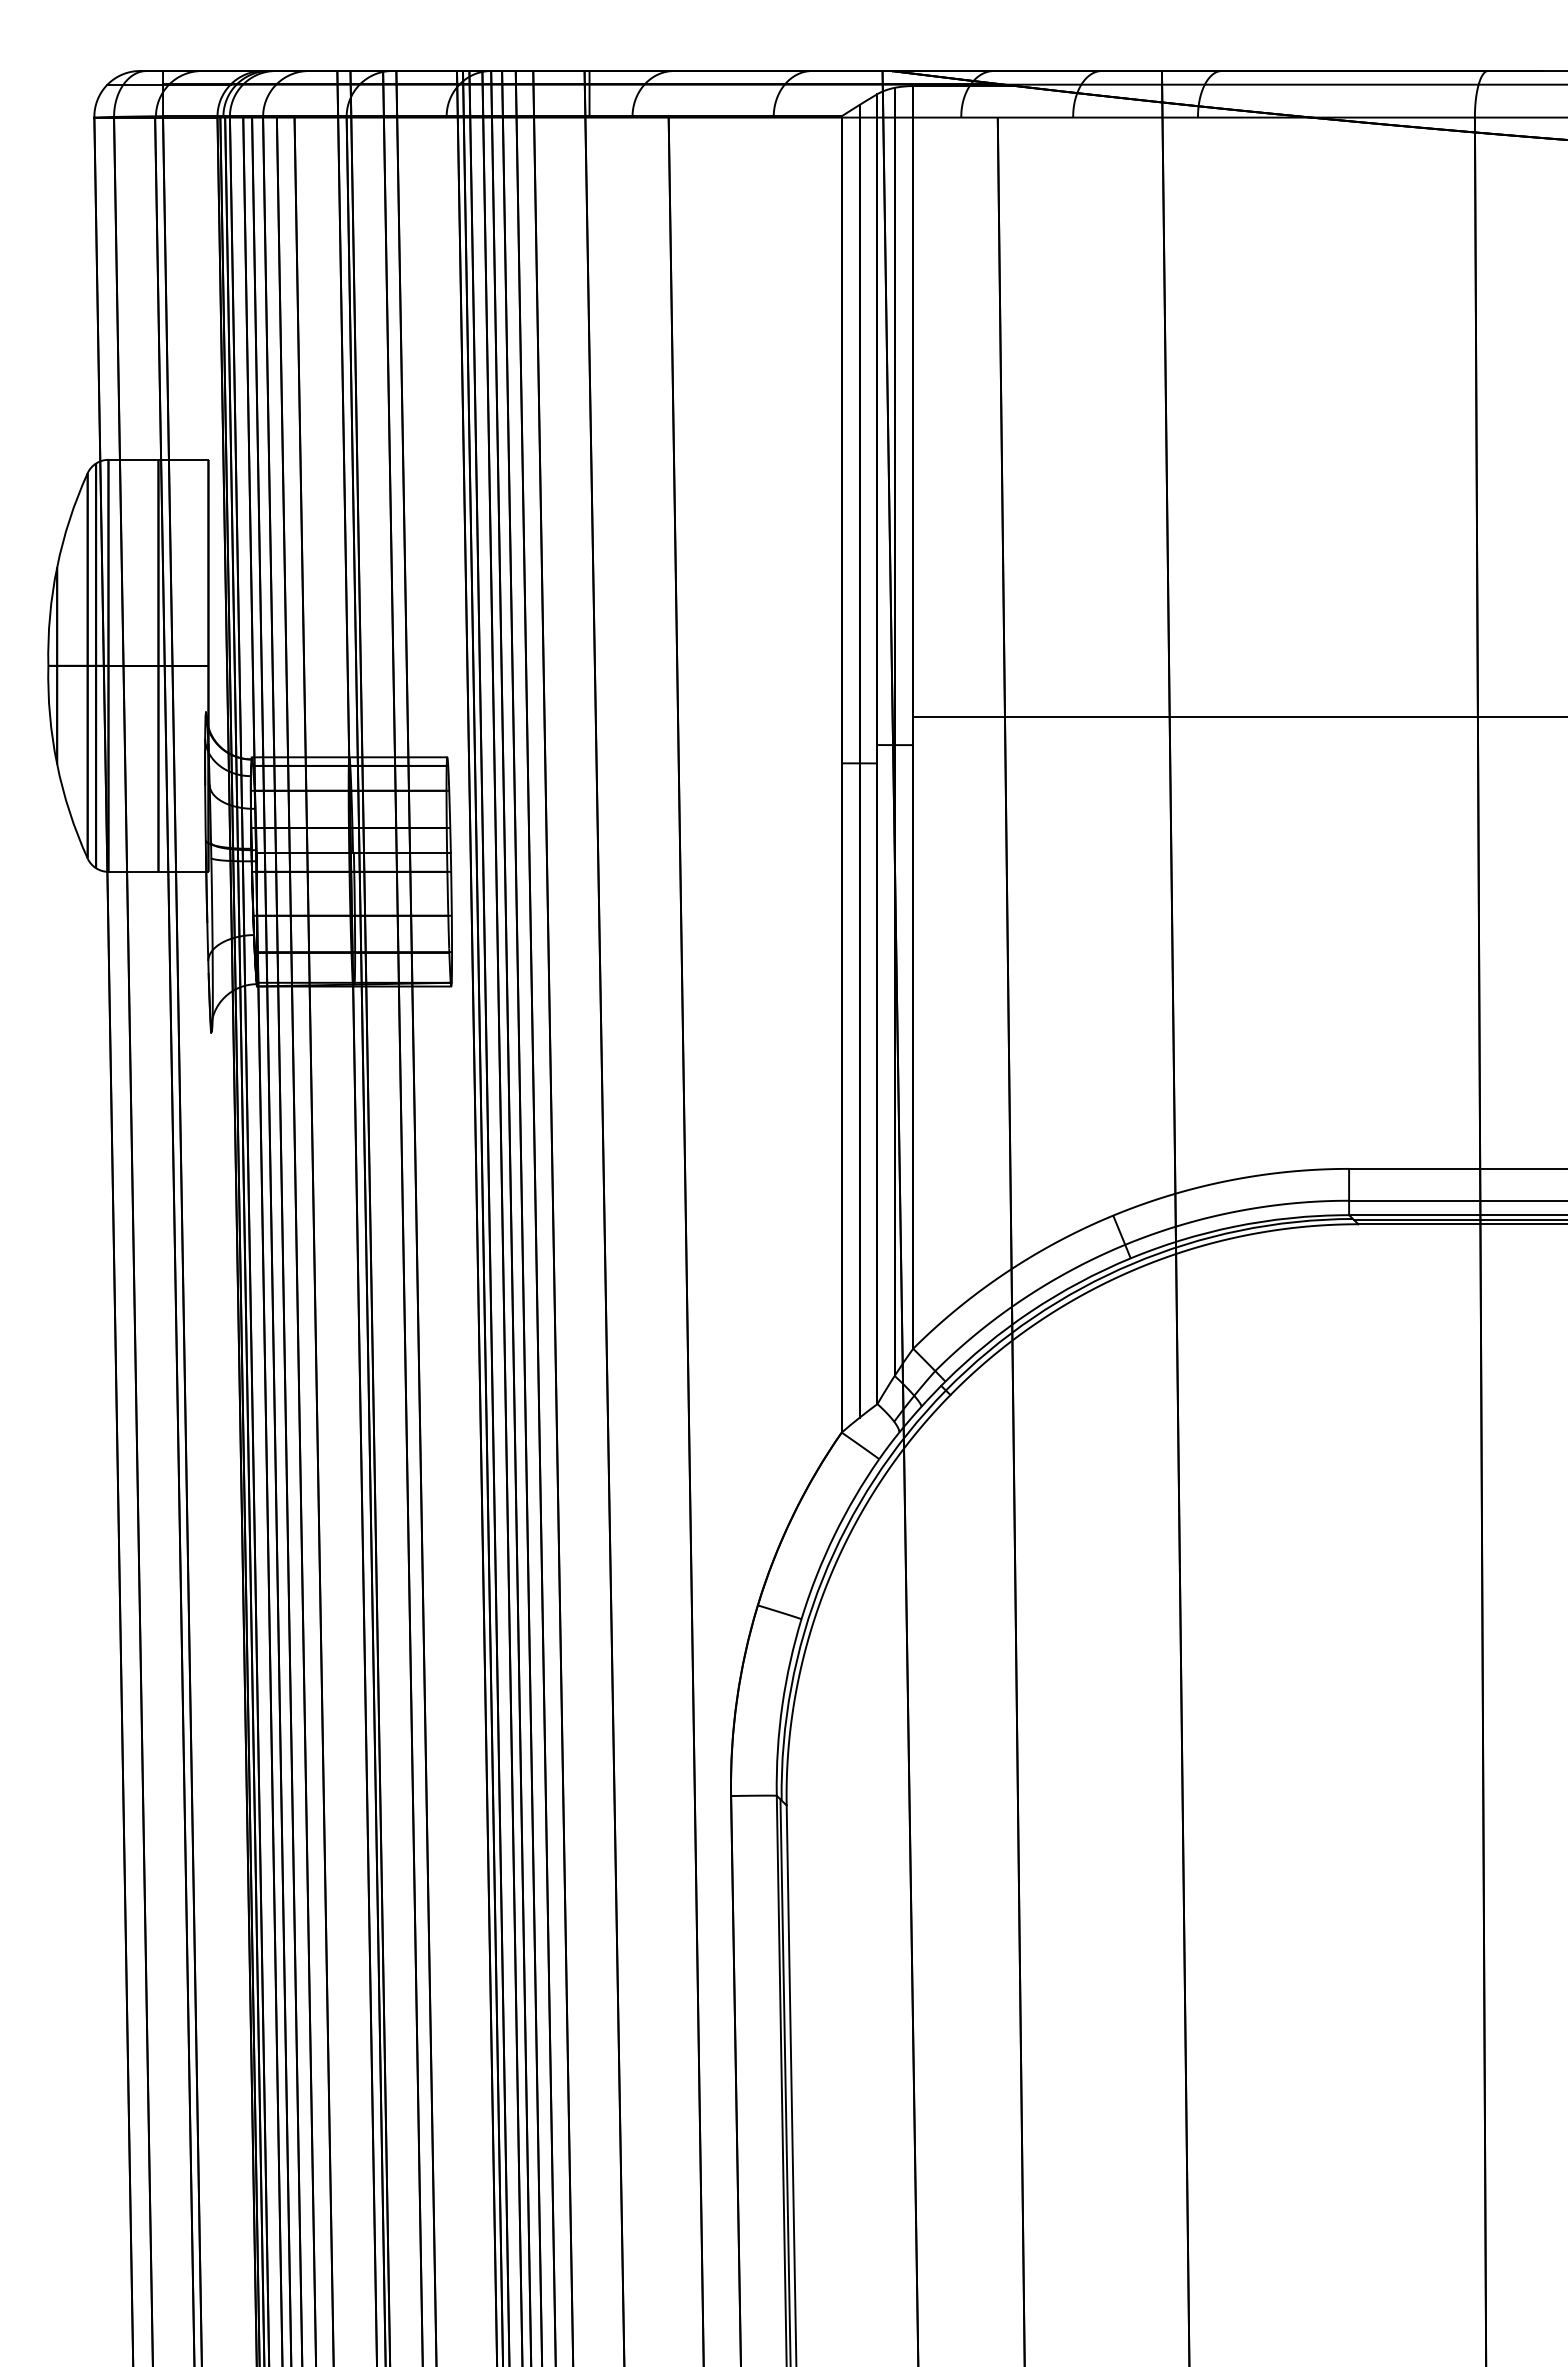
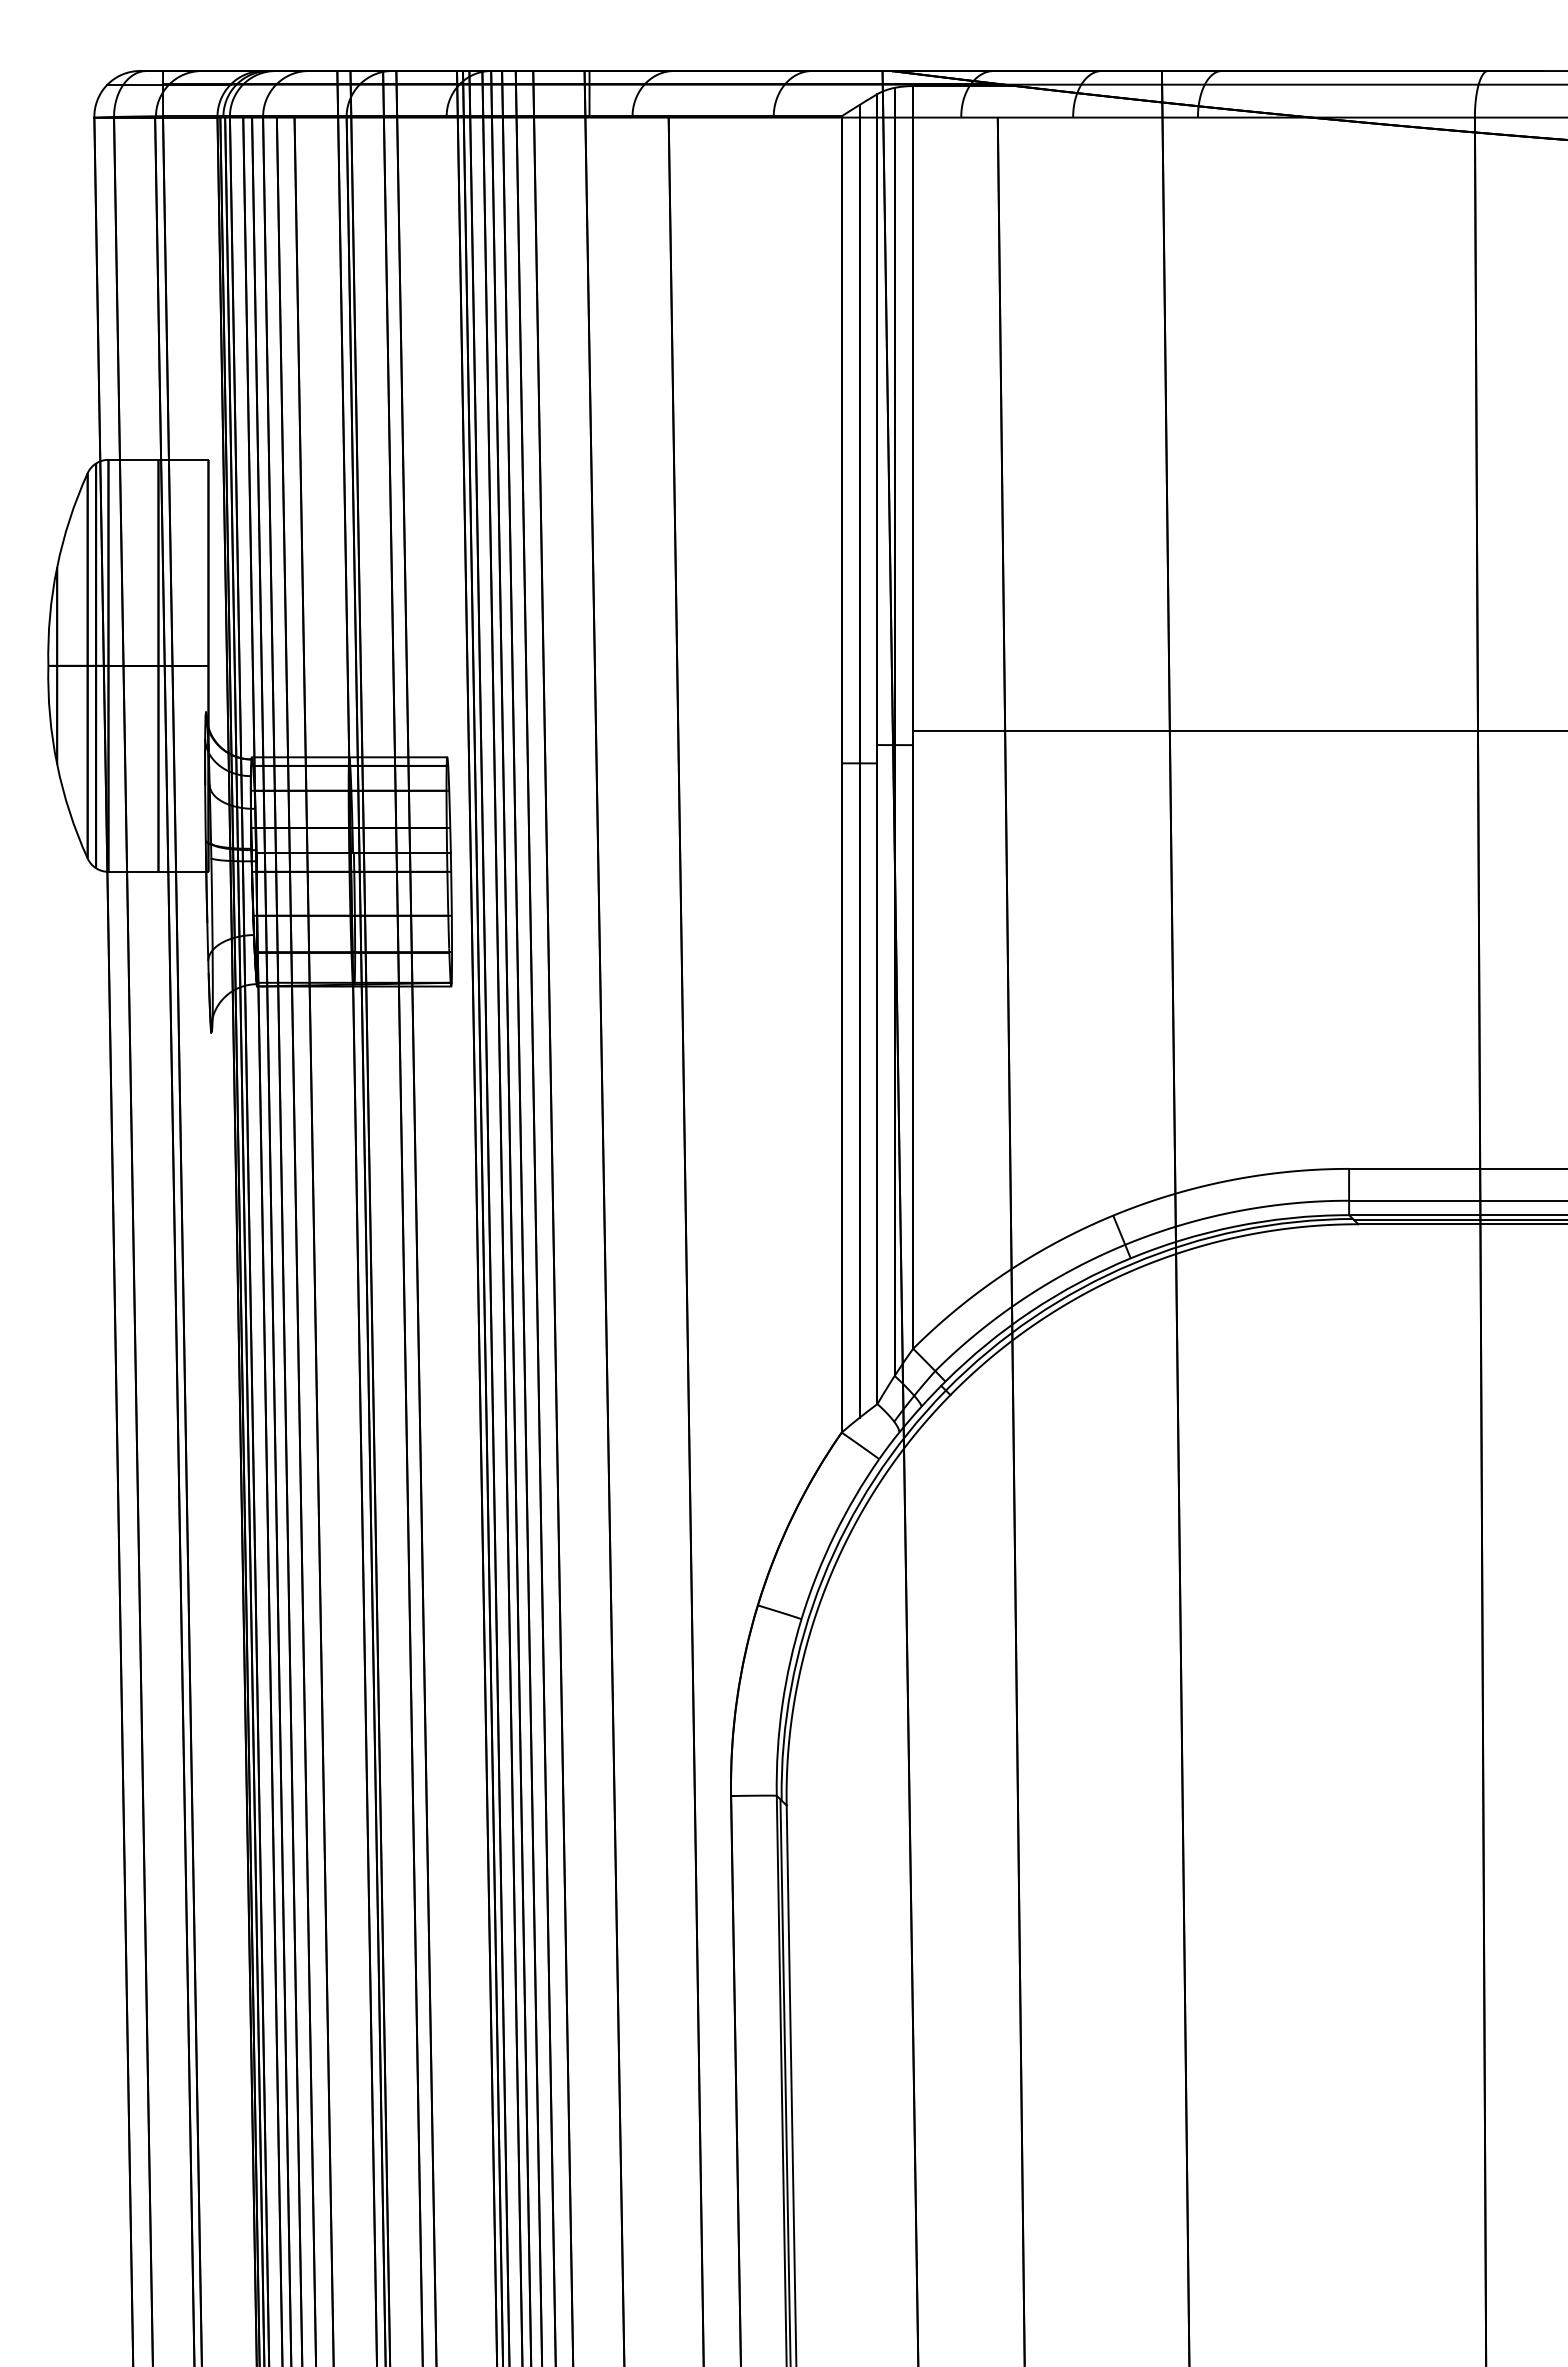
line position: (1238, 717) -> (1238, 731) (1238, 731)
